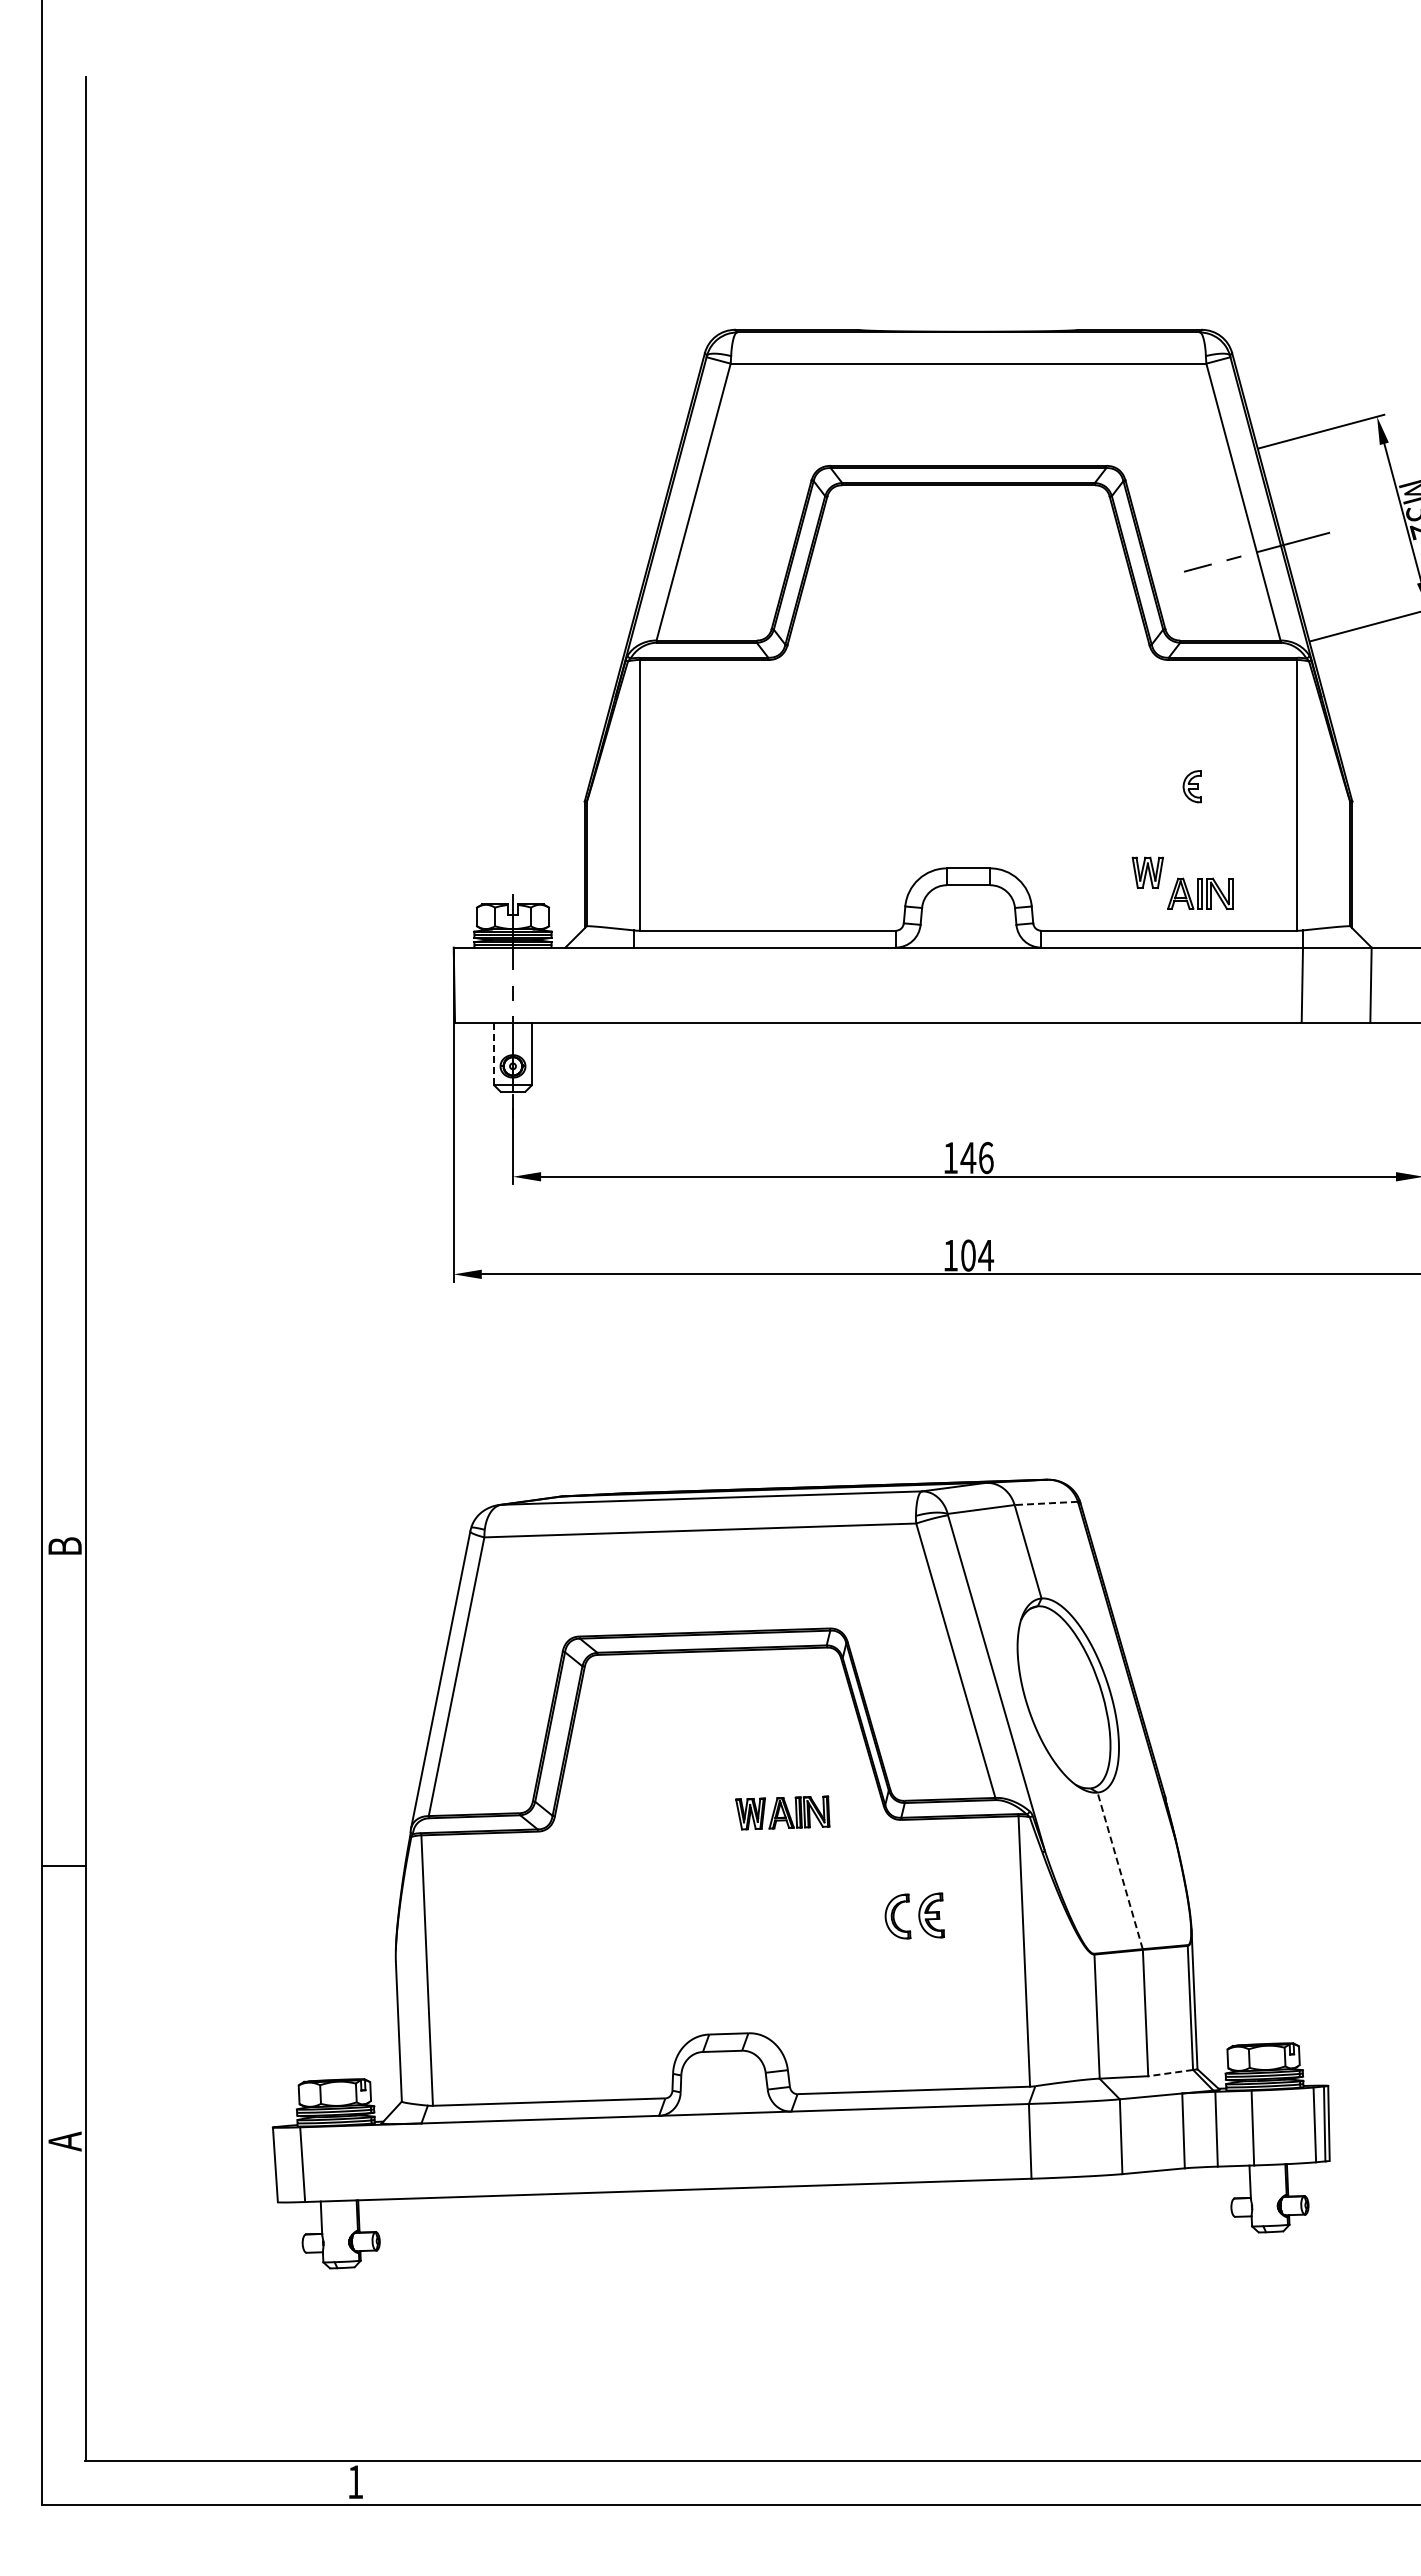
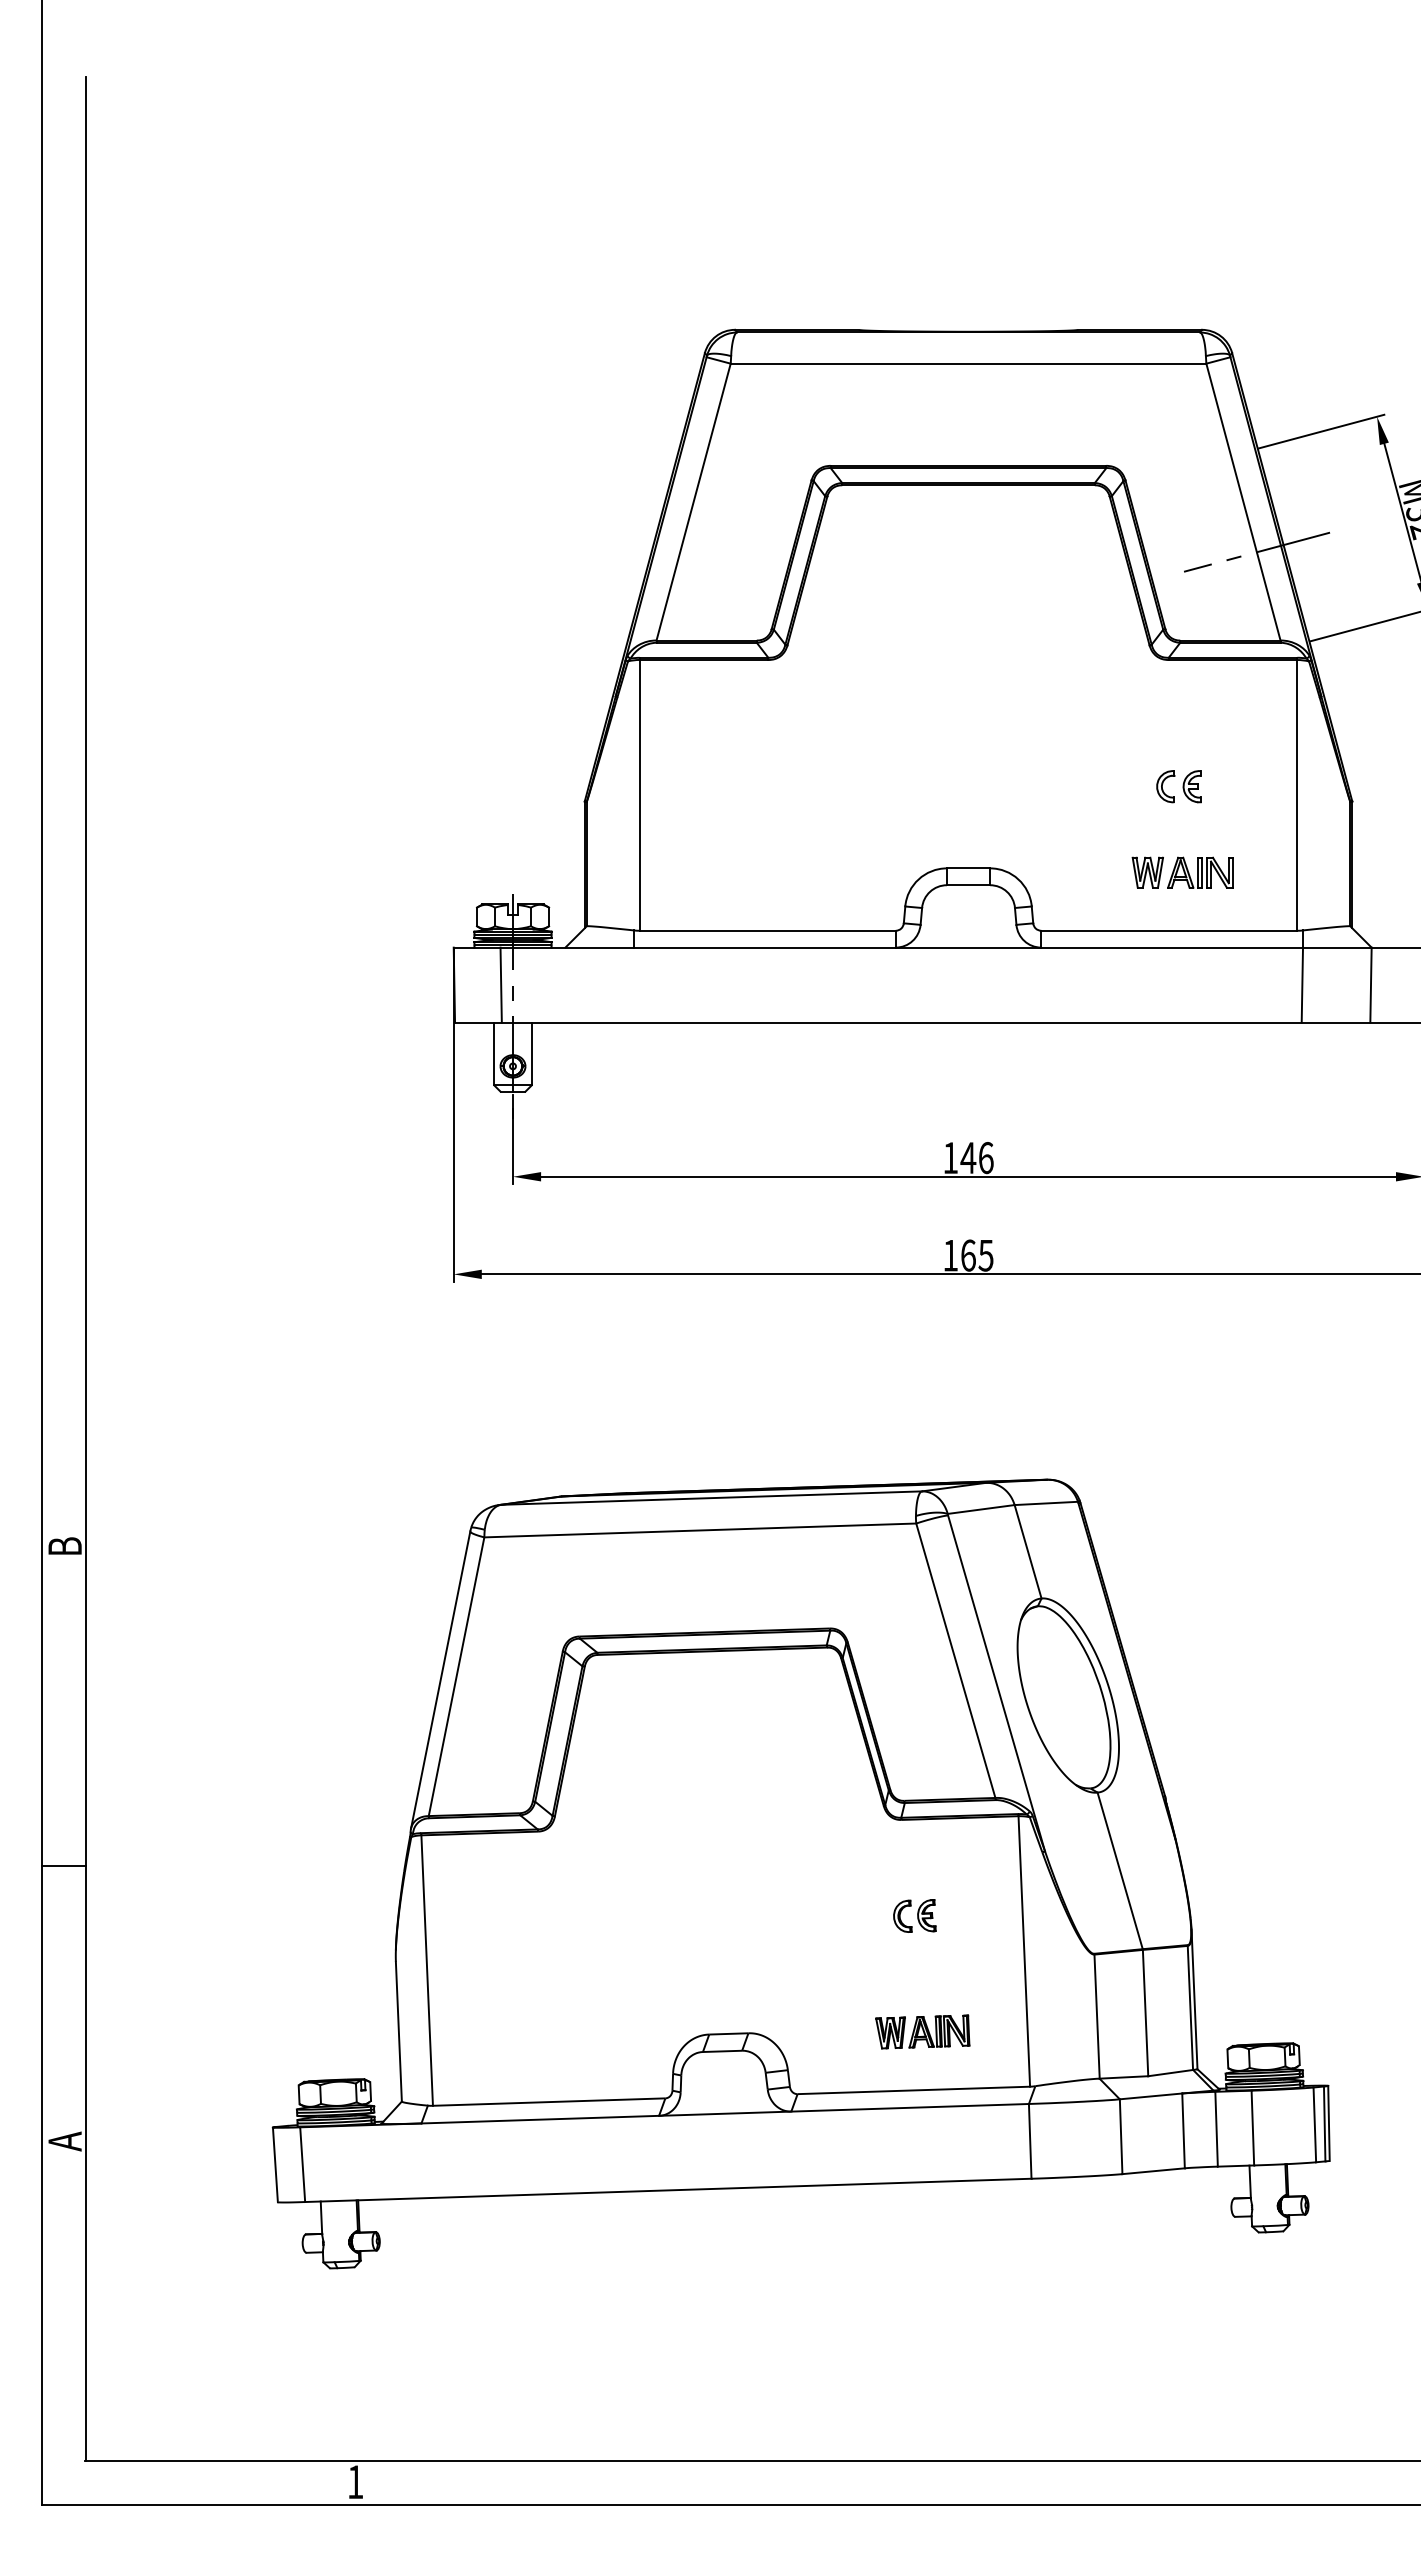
part: none -> present (1165, 786)
part position: (1200, 893) -> (1200, 872) (1200, 872)
line: none -> present (500, 984)
line: dashed -> solid (494, 1054)
text: 104 -> 165 (977, 1255)
line: dashed -> solid (1046, 1503)
part position: (782, 1812) -> (922, 2031) (922, 2031)
line: dashed -> solid (1120, 1870)
part size: 61x48 px -> 44x34 px (914, 1915)
line: dashed -> solid (1170, 2073)
